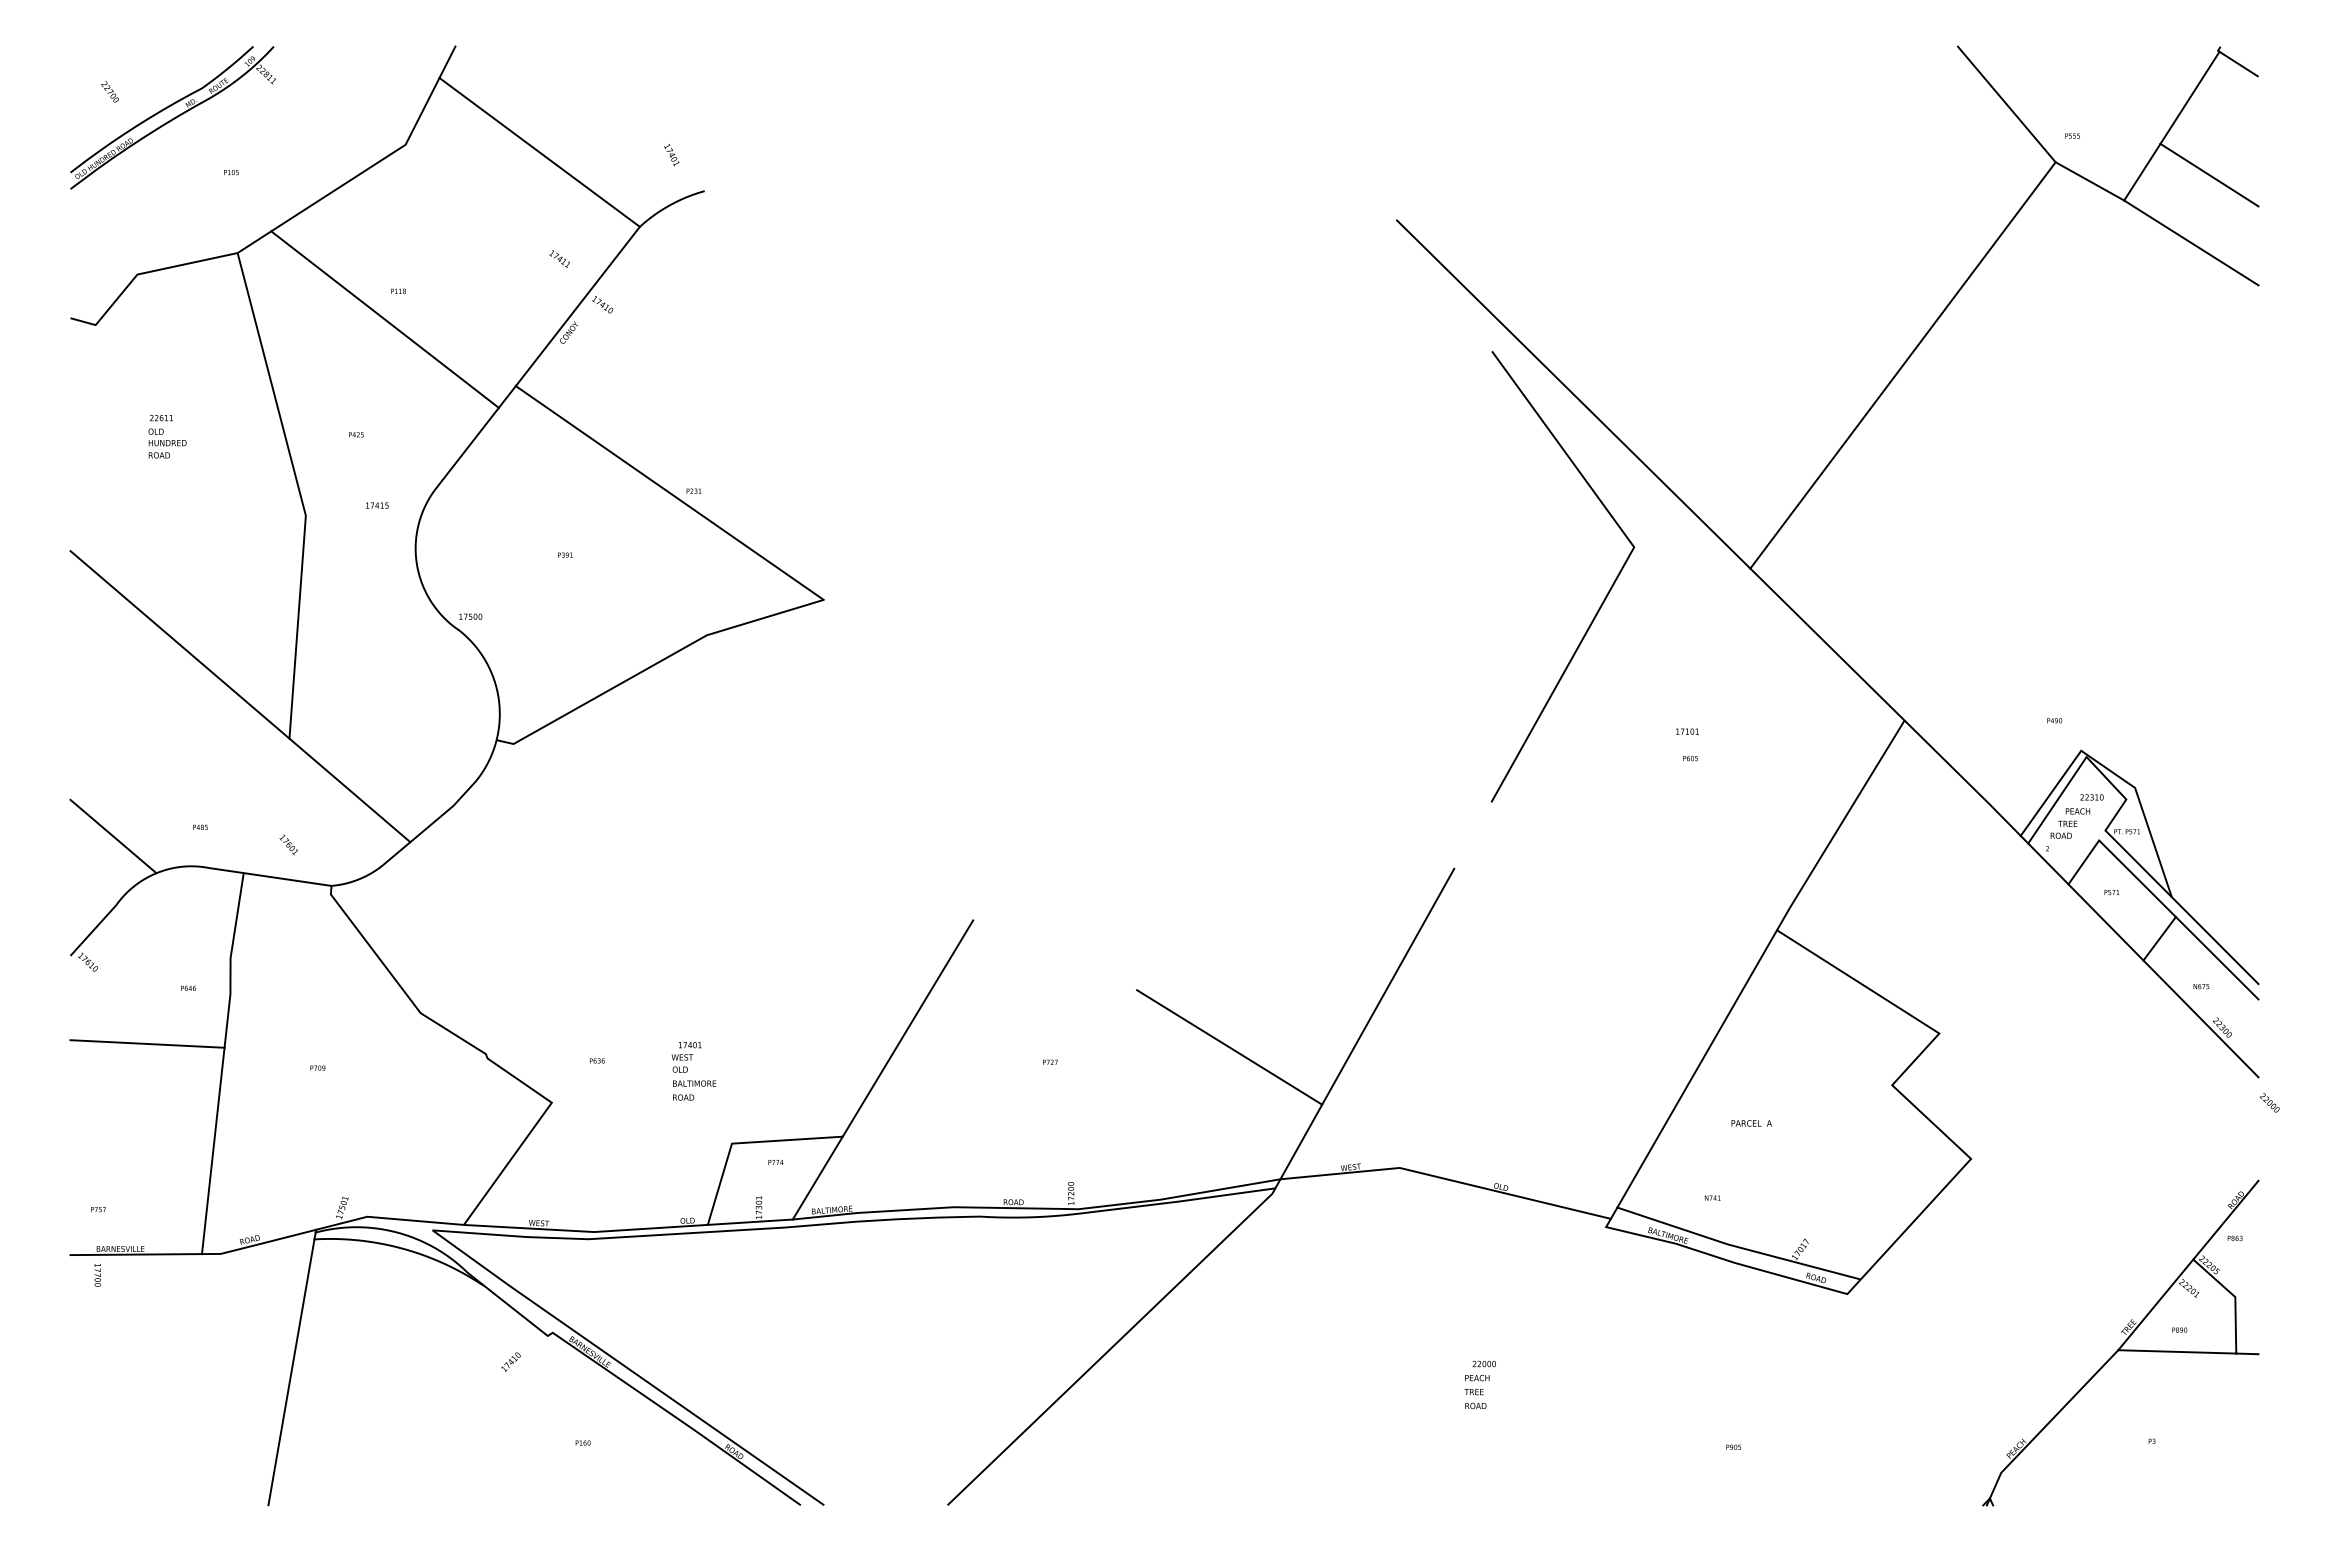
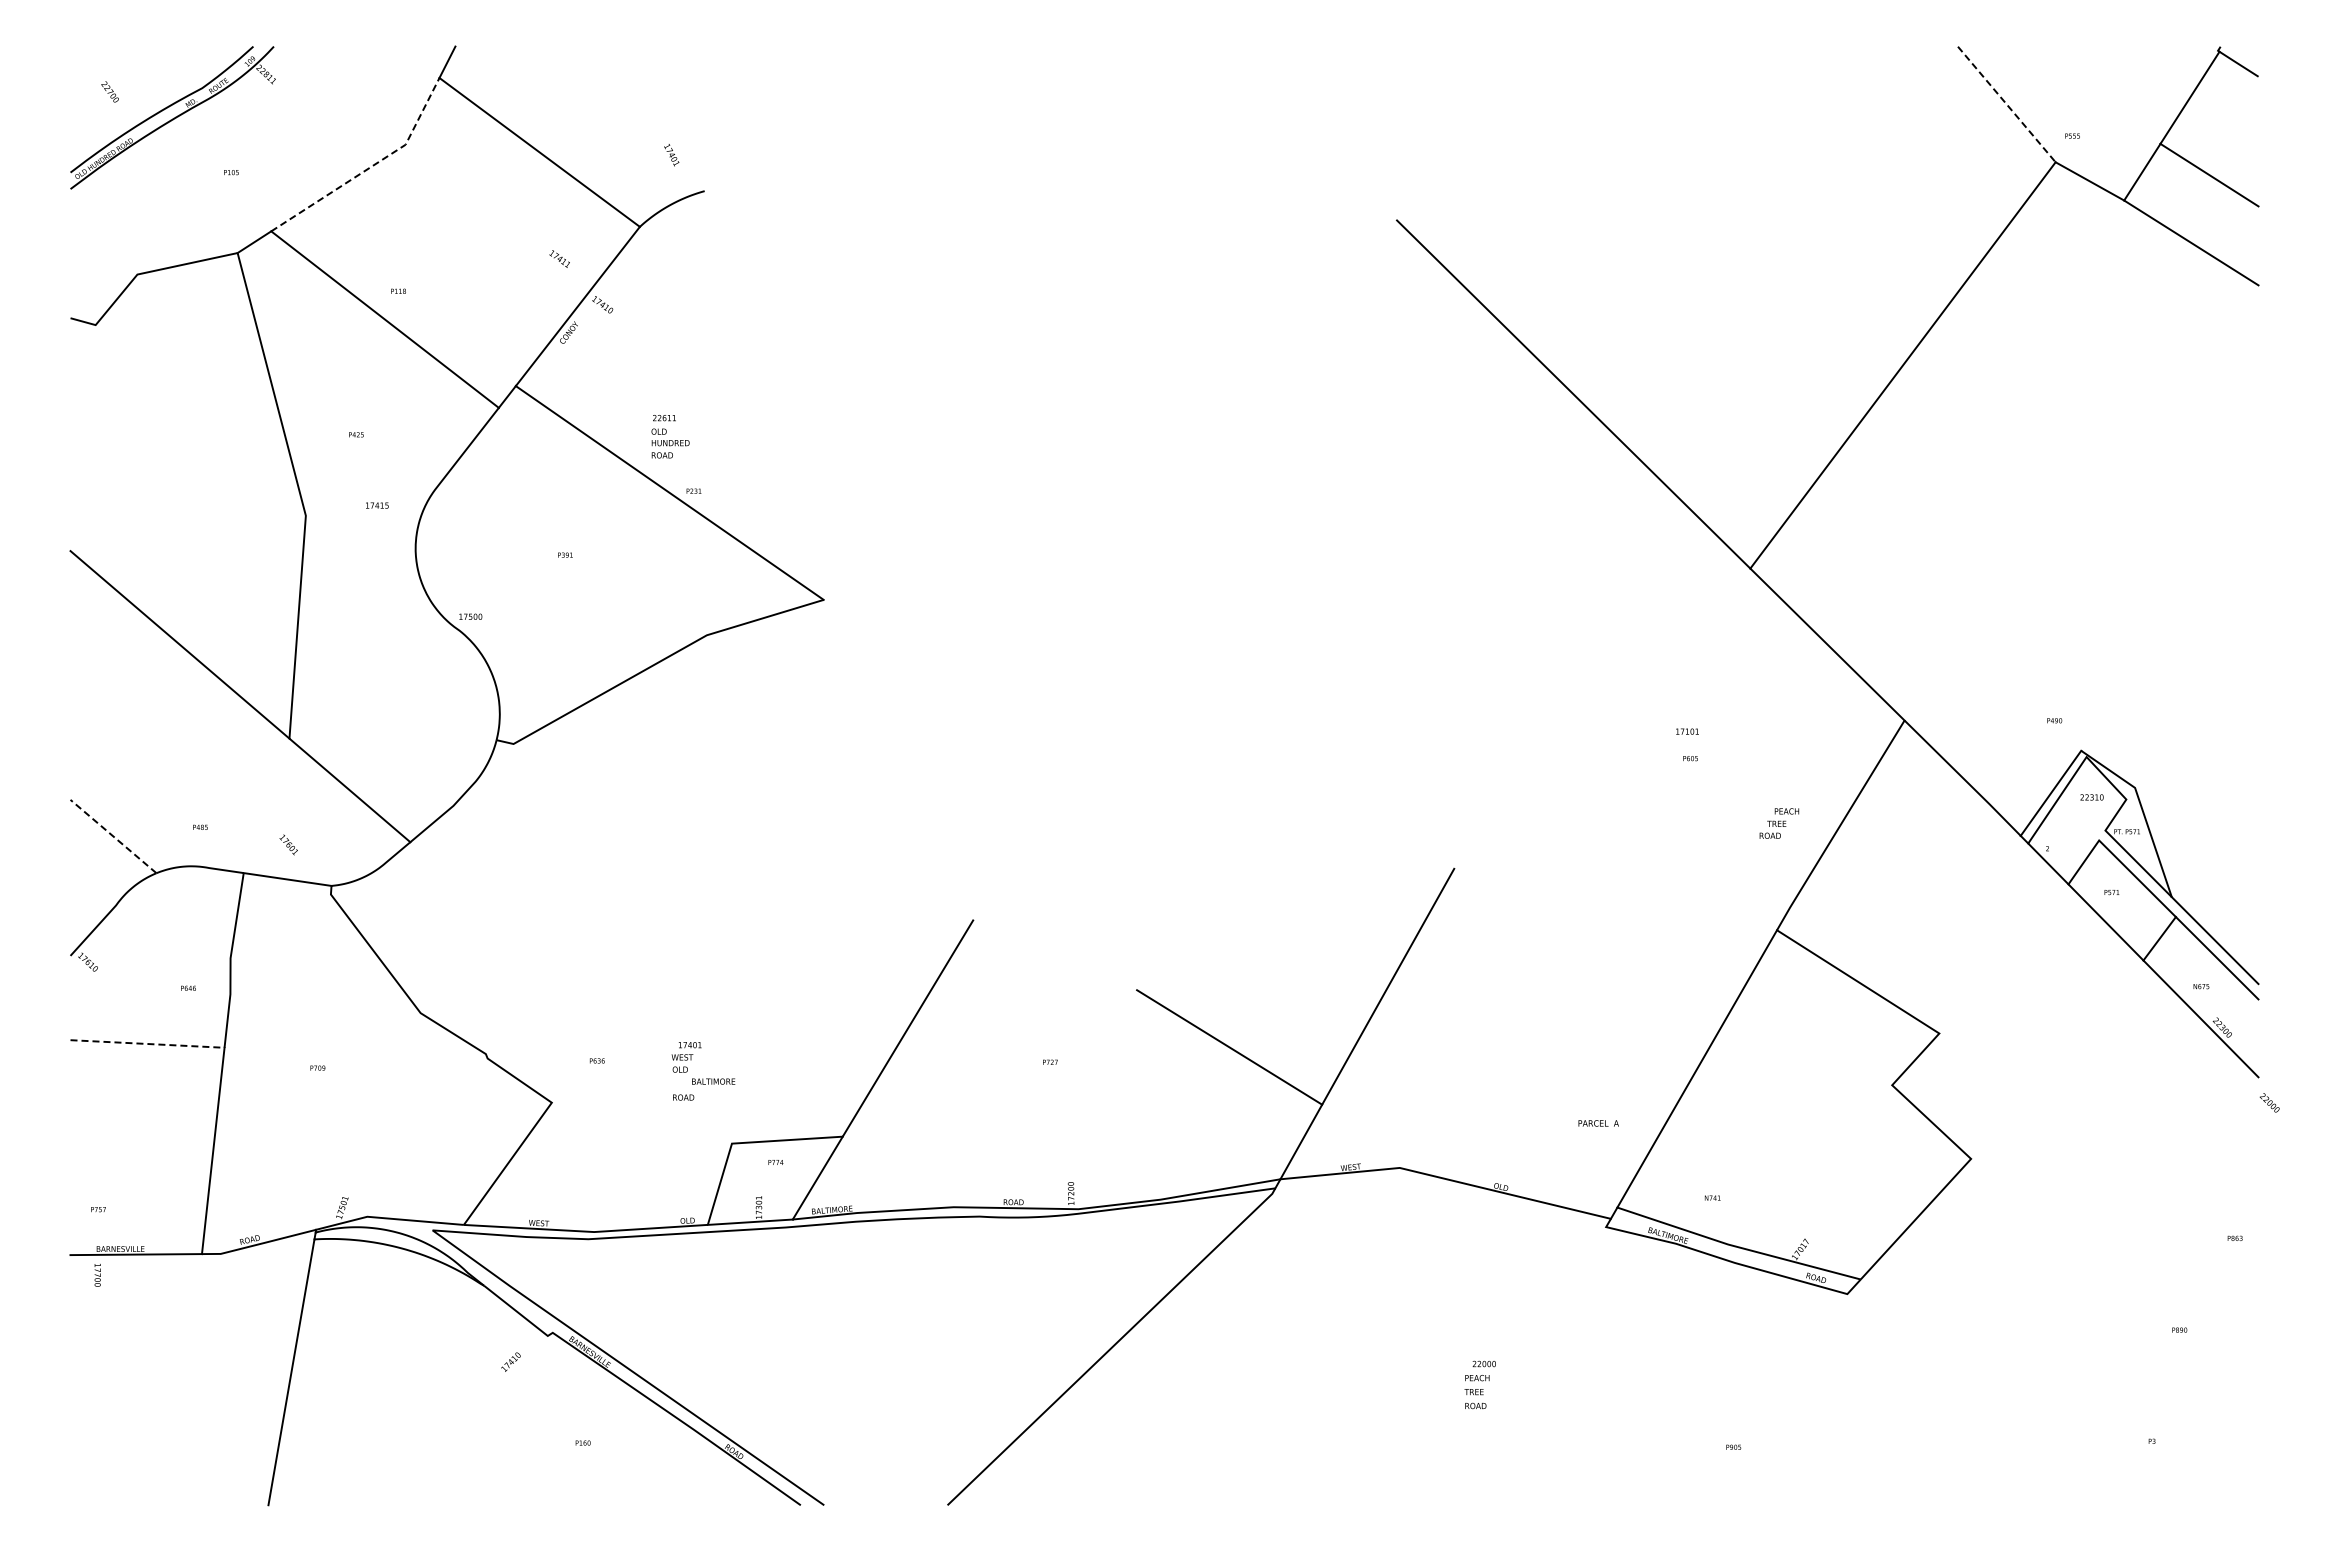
line: solid -> dashed (2006, 104)
line: solid -> dashed (370, 167)
text position: (167, 436) -> (670, 436) (670, 436)
line: present -> none (1603, 599)
text position: (2070, 823) -> (1779, 823) (1779, 823)
line: solid -> dashed (113, 836)
line: solid -> dashed (148, 1044)
text position: (694, 1083) -> (713, 1081) (713, 1081)
text position: (1751, 1123) -> (1598, 1123) (1598, 1123)
part: present -> none (2120, 1342)
